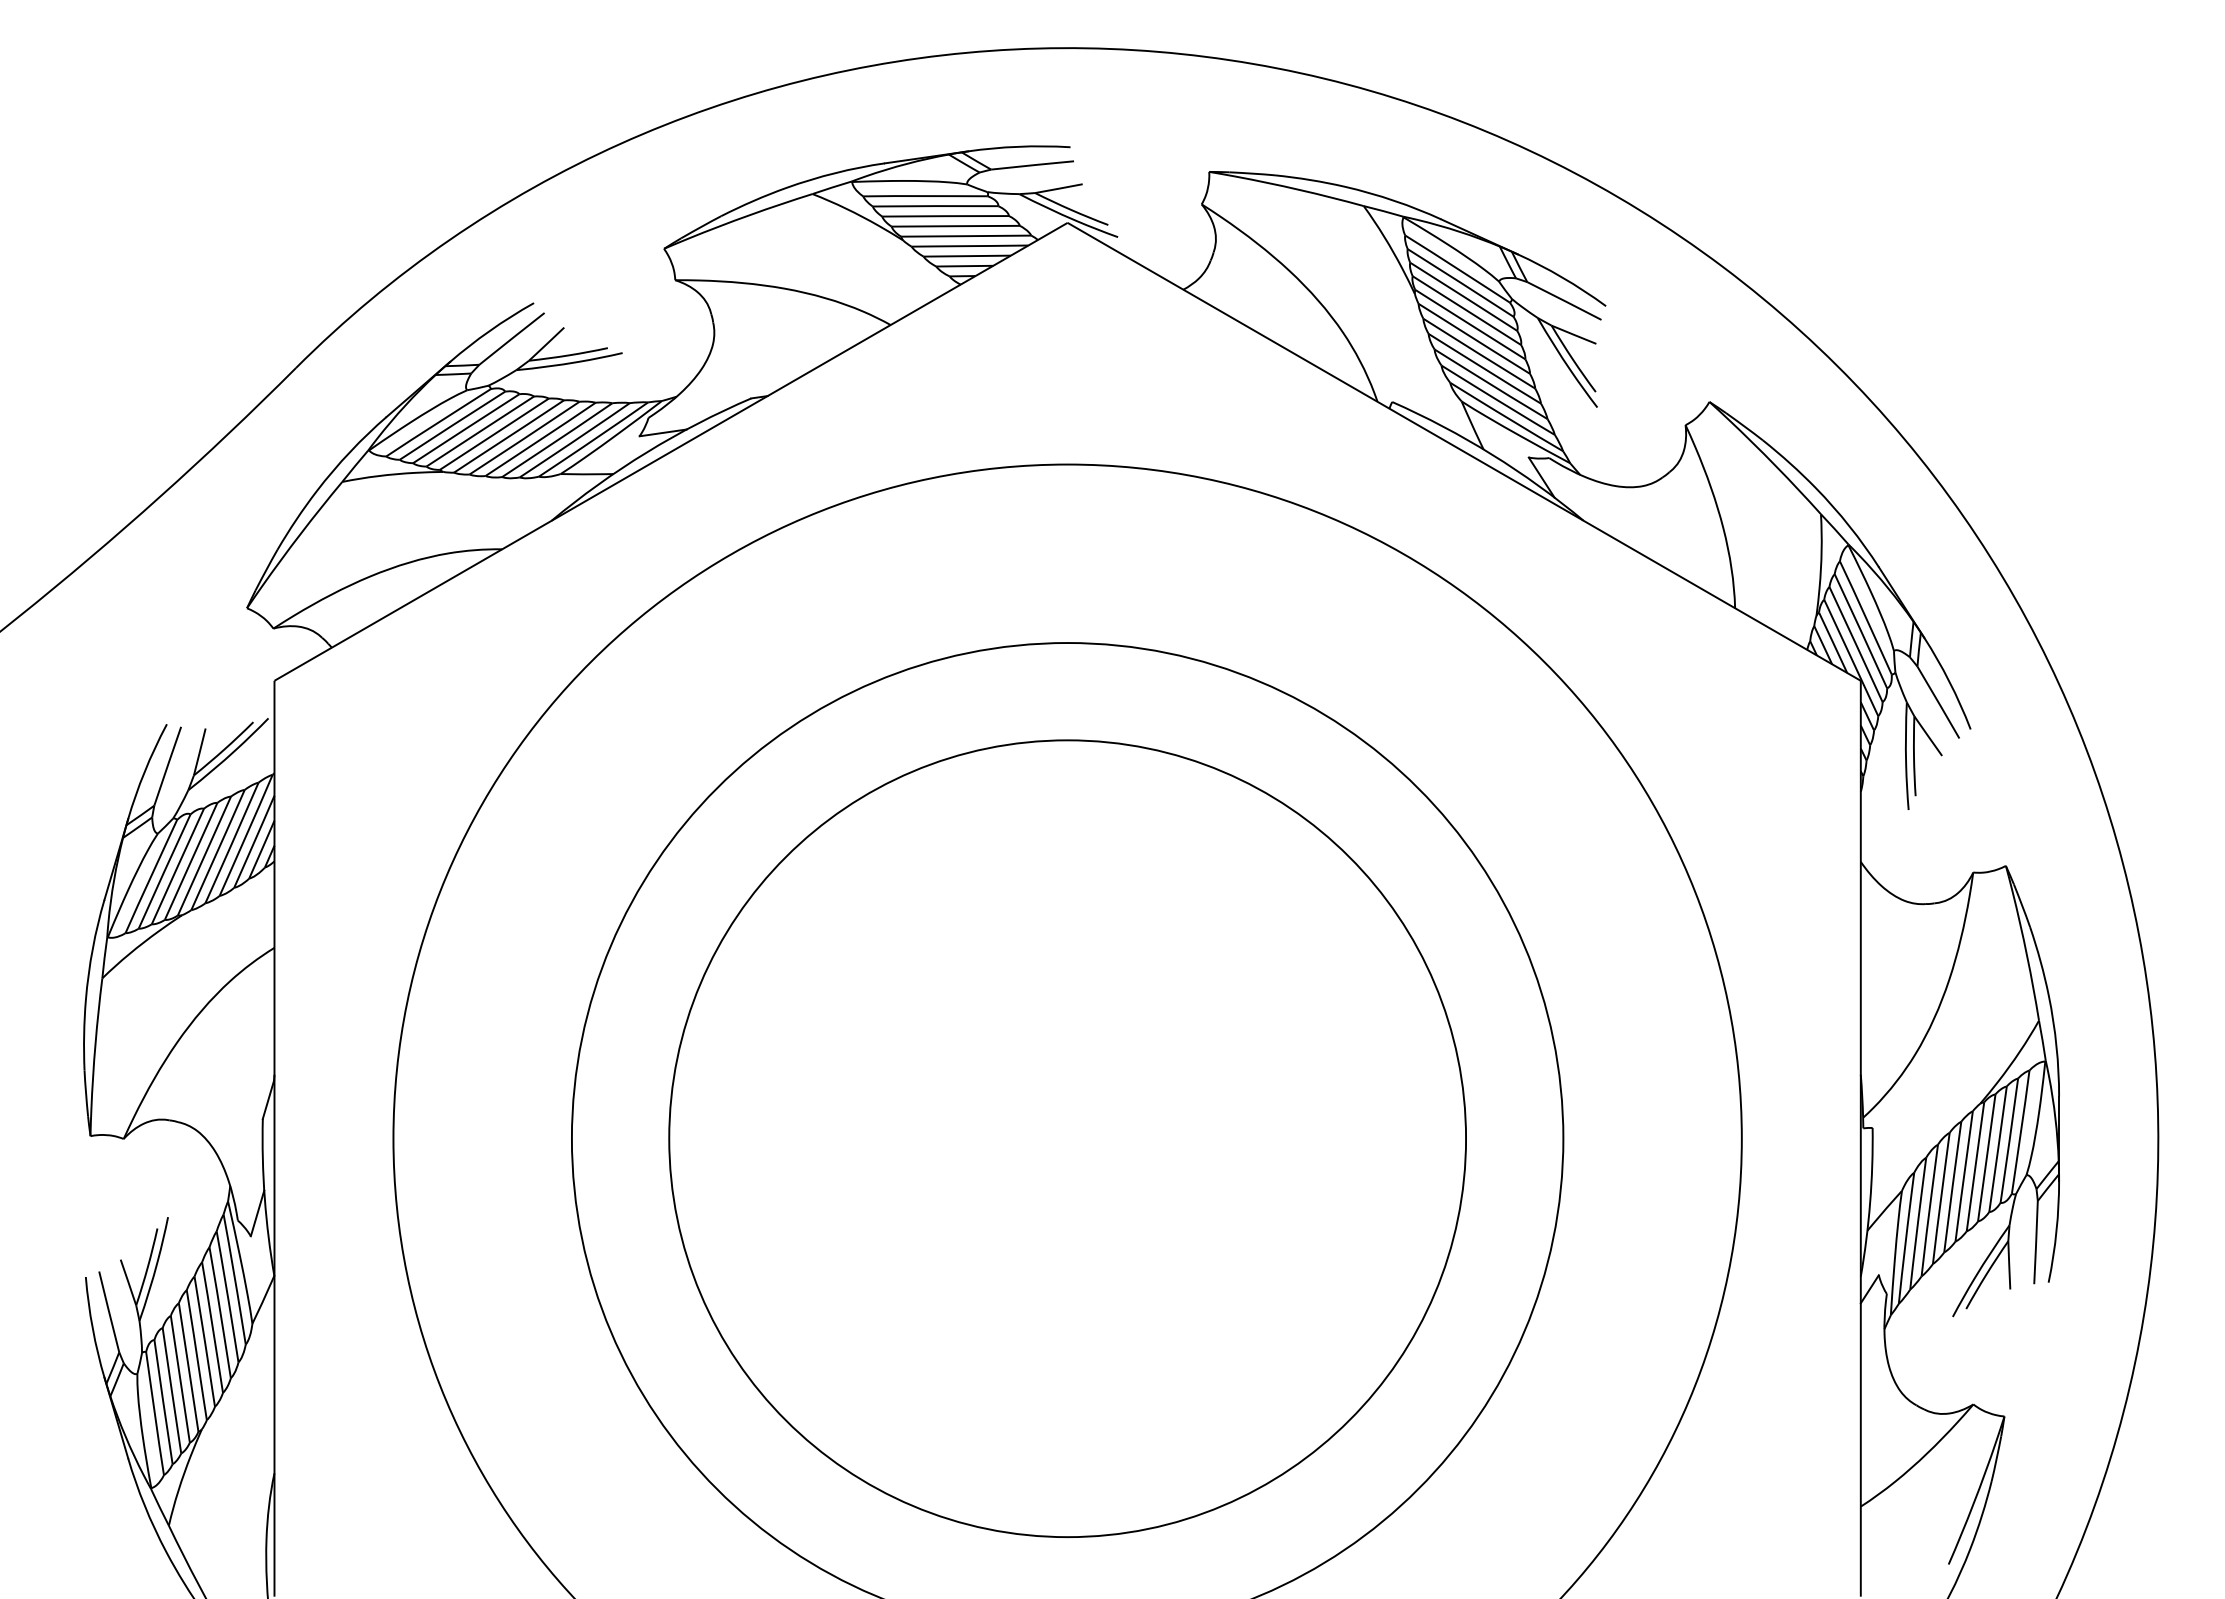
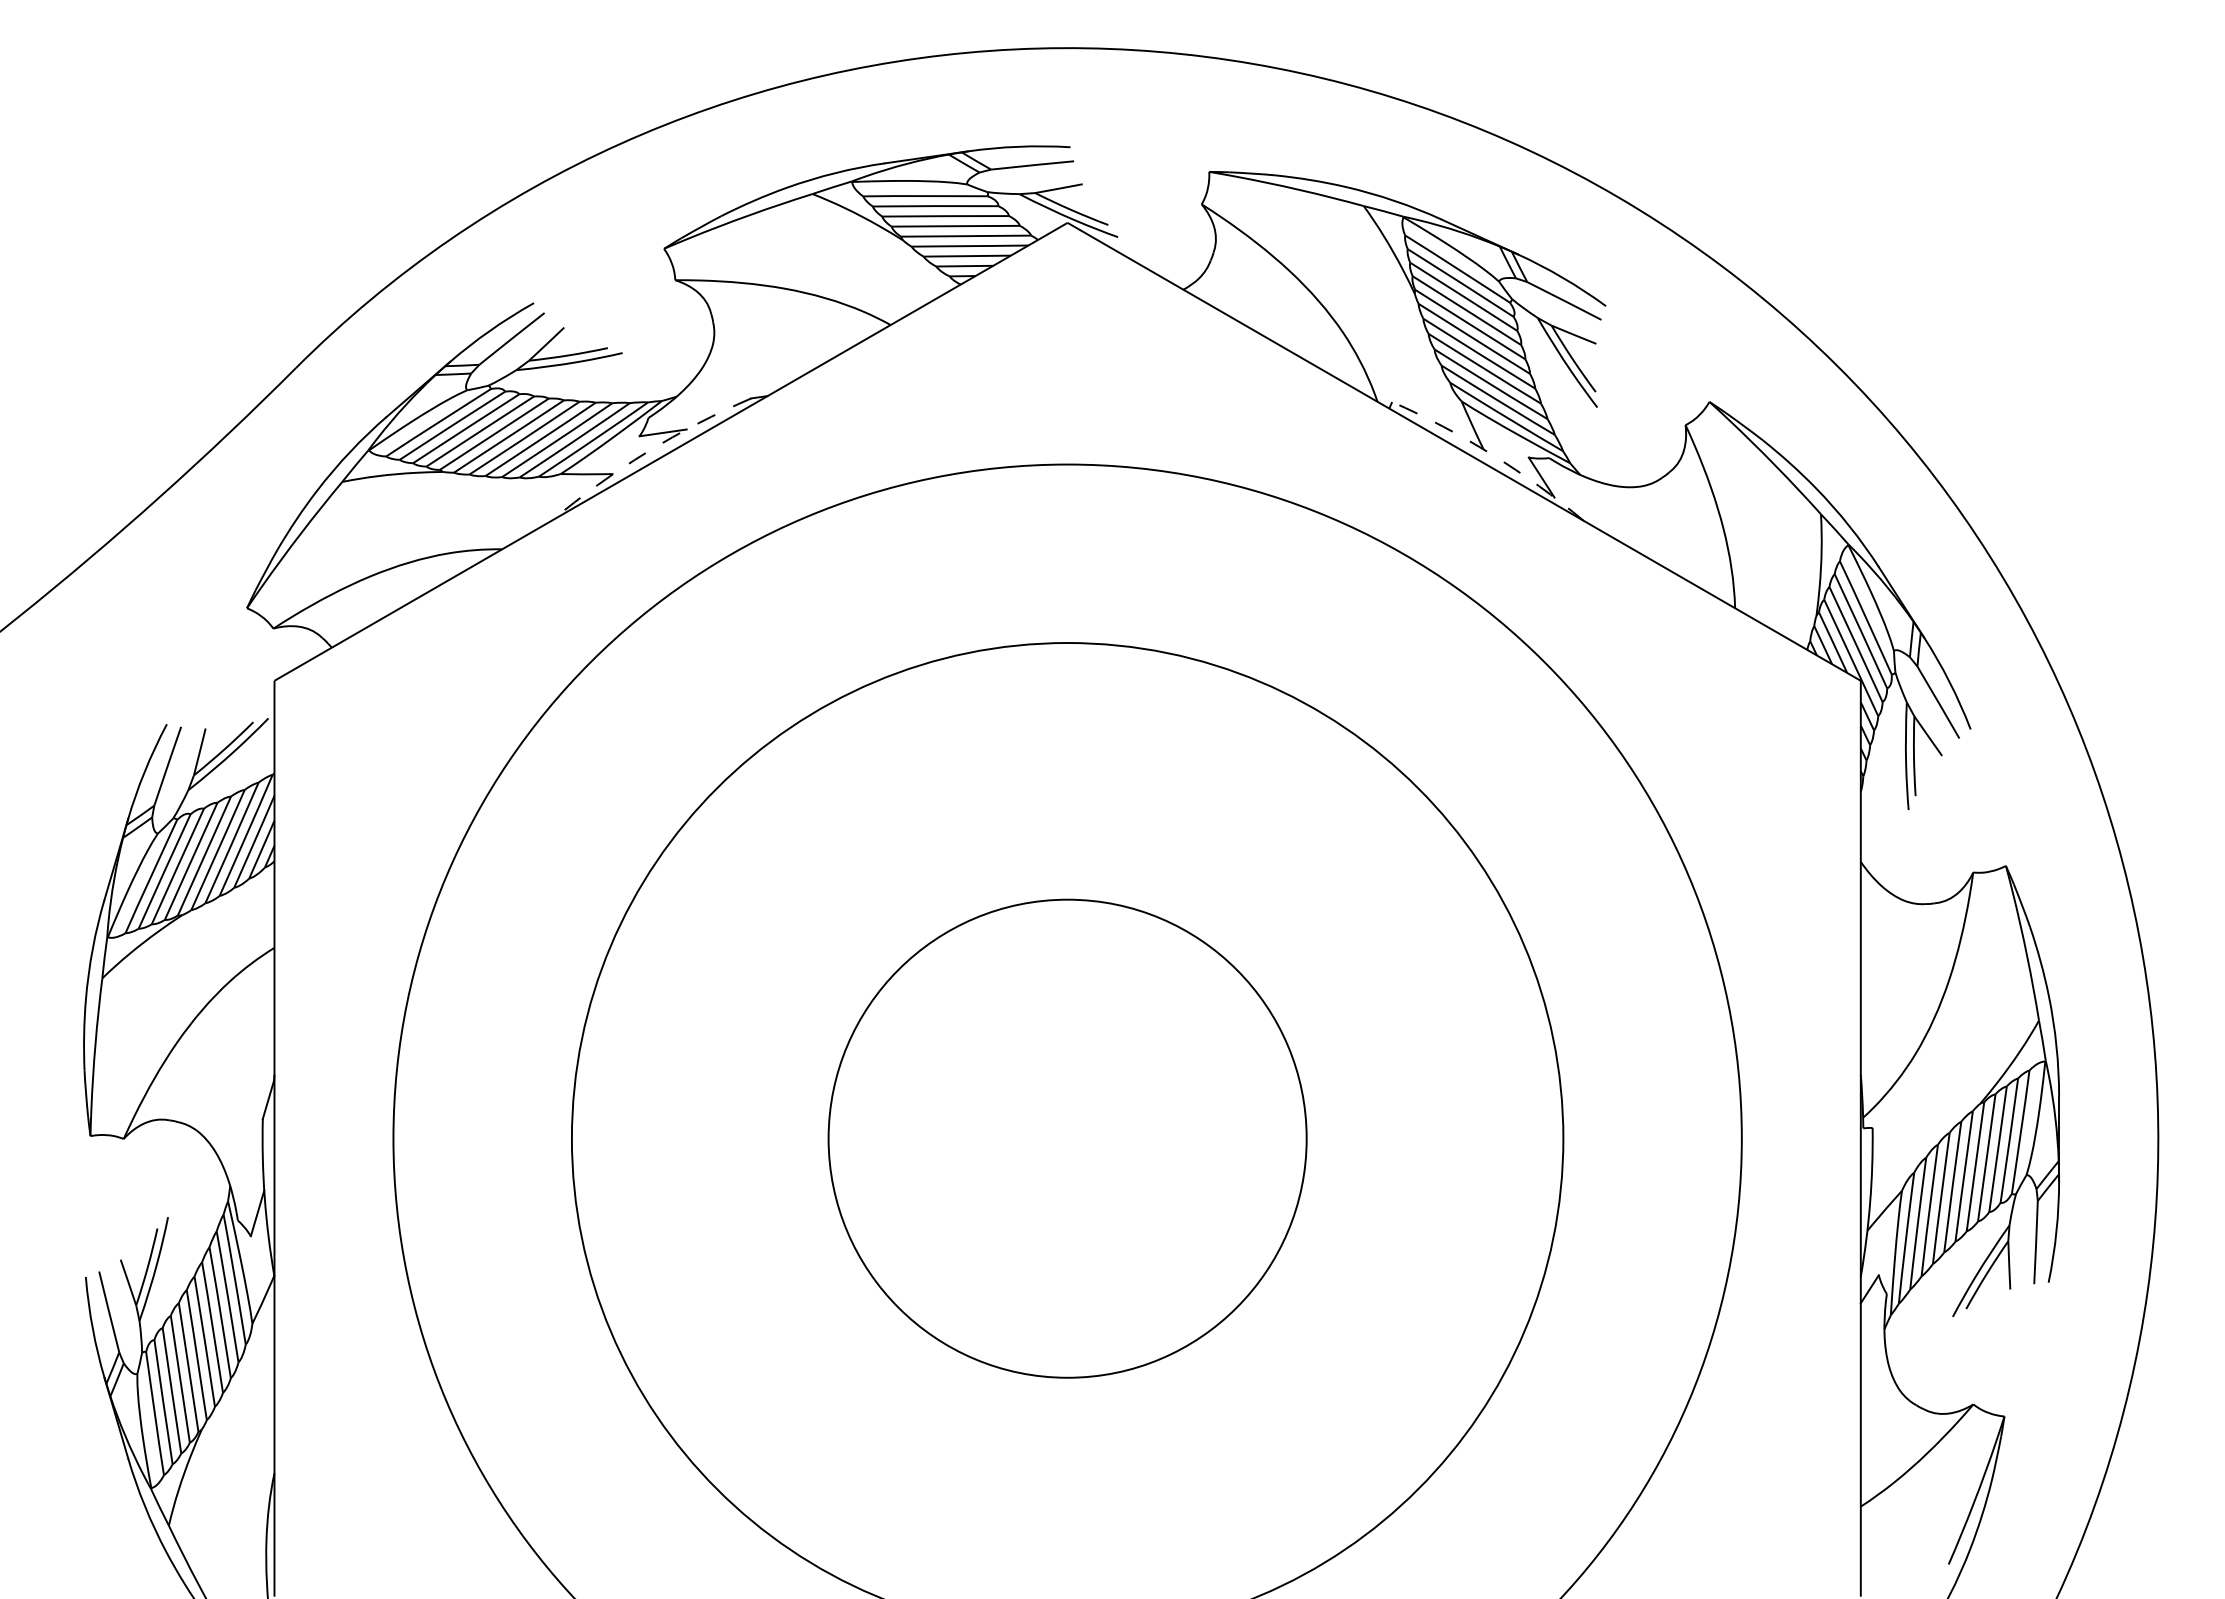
arc: solid -> dashed (647, 452)
arc: solid -> dashed (1492, 454)
circle diameter: 797 px -> 478 px (1067, 1138)
